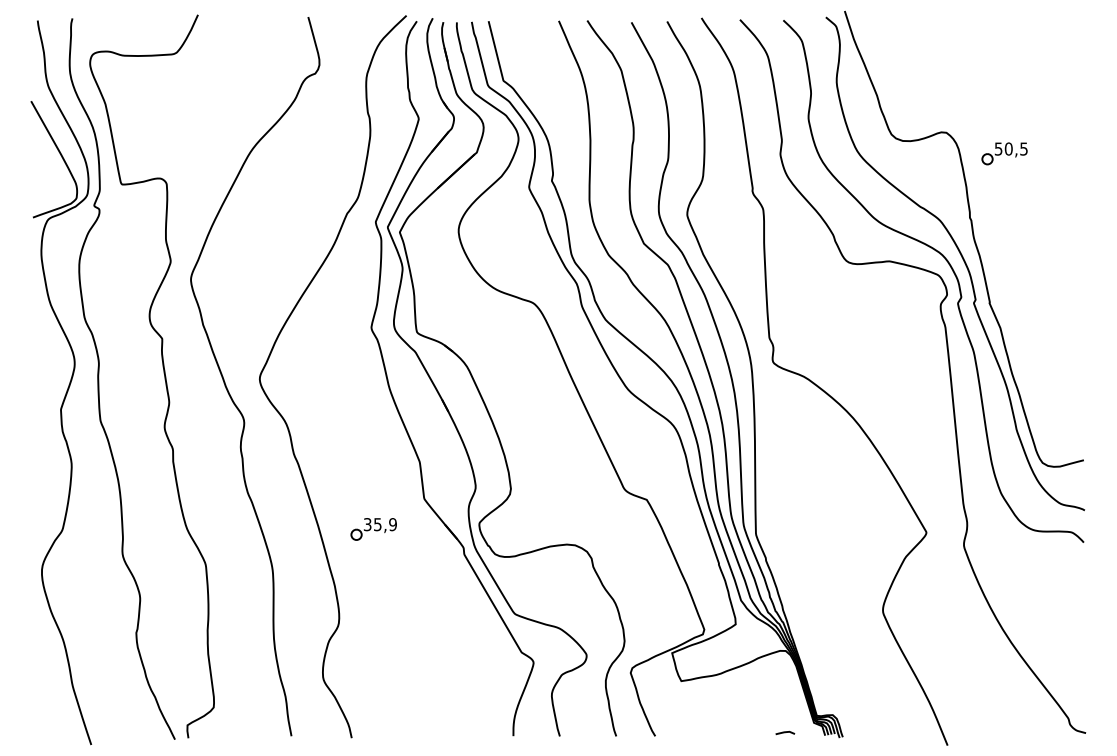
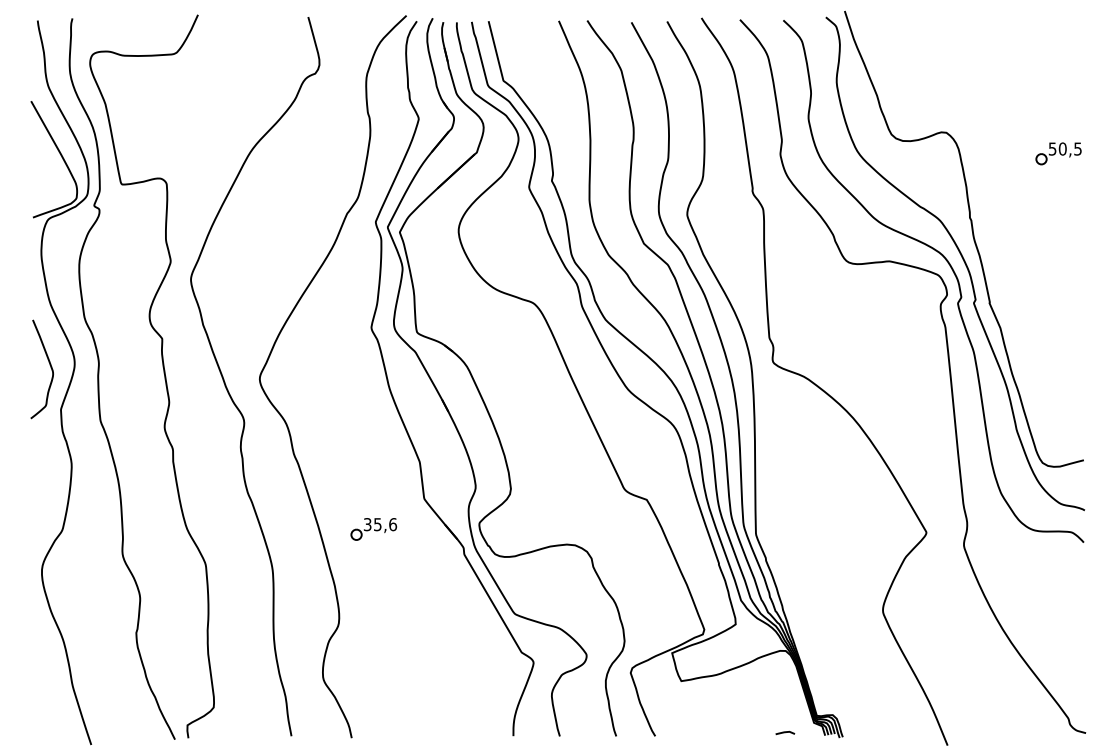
part position: (1004, 153) -> (1058, 153) (1058, 153)
curve: none -> present (49, 365)
text: 35,9 -> 35,6 (393, 524)
